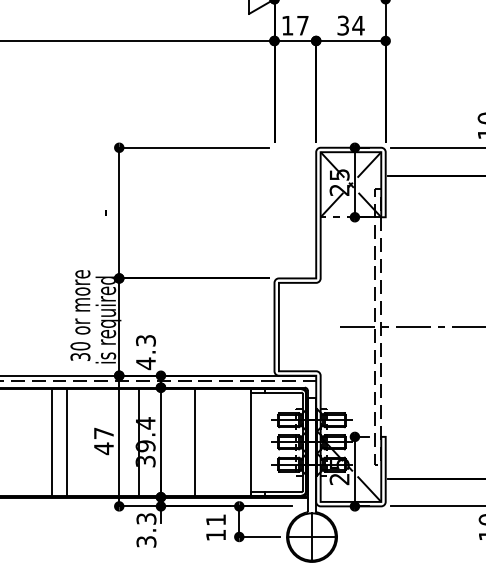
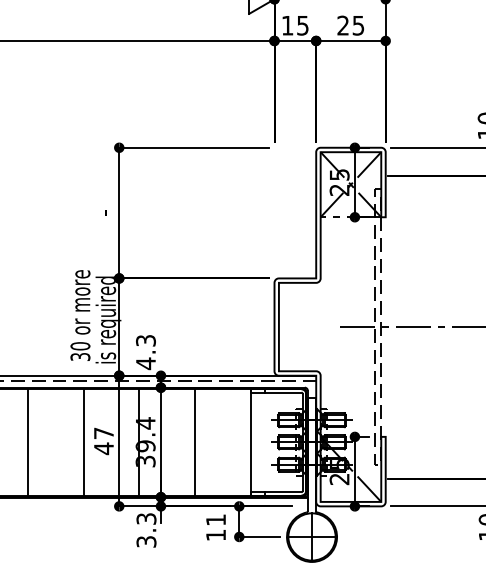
text: 17 -> 15 (302, 25)
text: 34 -> 25 (350, 25)
line position: (52, 442) -> (28, 442) (28, 442)
line position: (66, 442) -> (83, 442) (83, 442)
